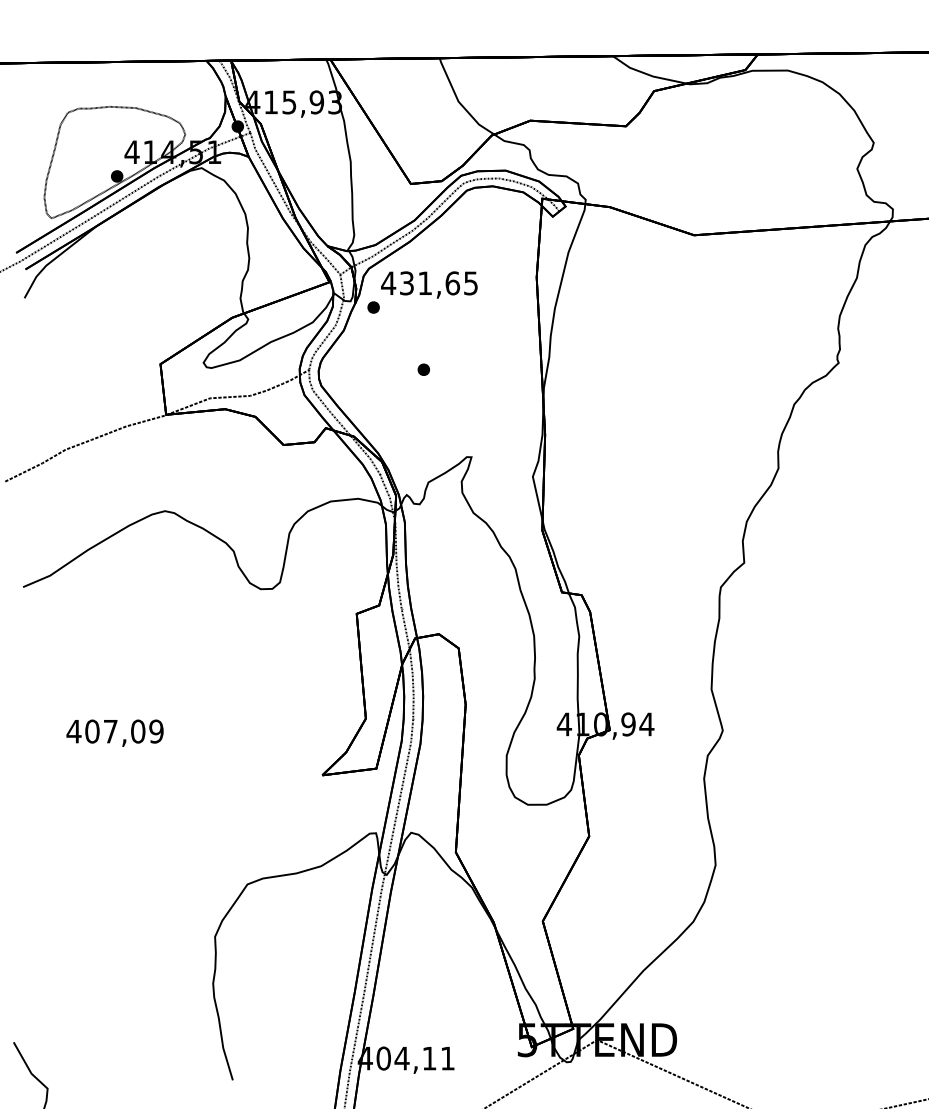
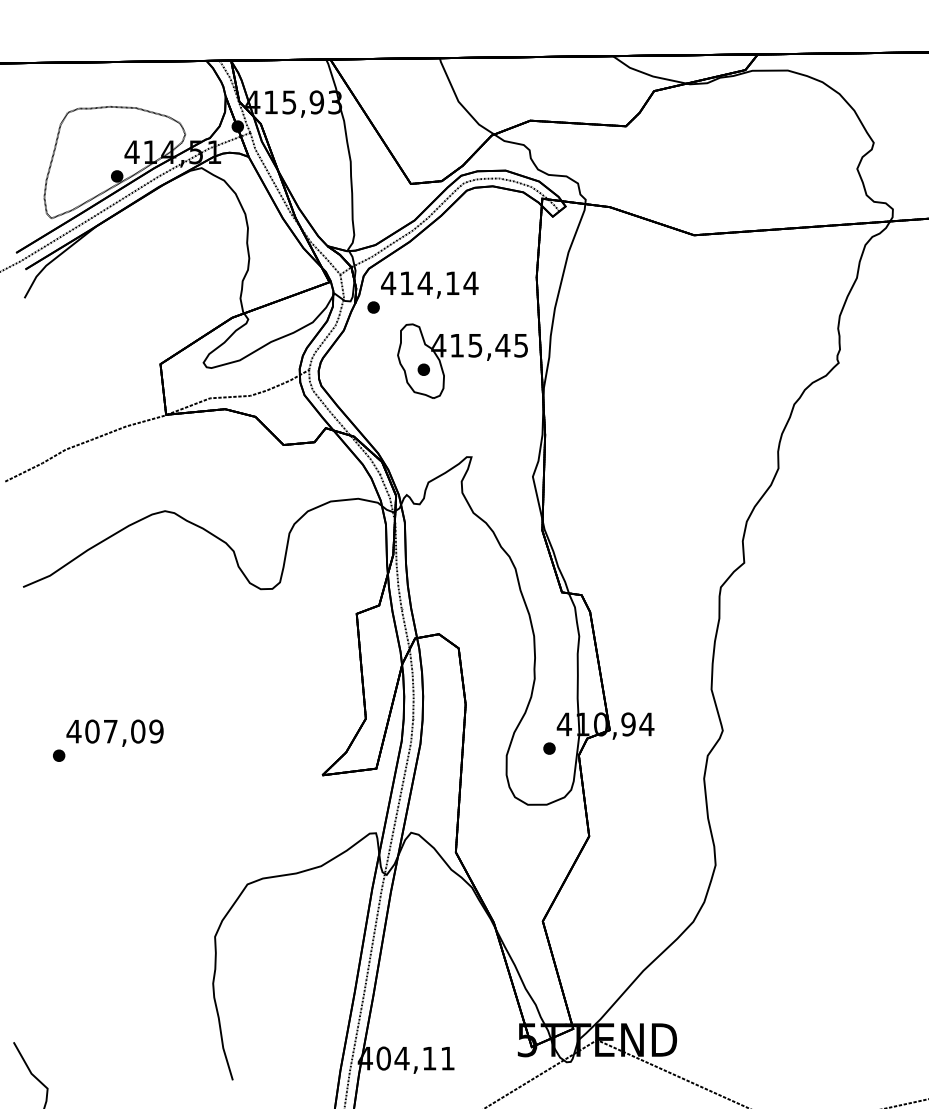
text: 431,65 -> 414,14 (439, 283)
part: none -> present (462, 360)
part: none -> present (549, 748)
part: none -> present (59, 755)
